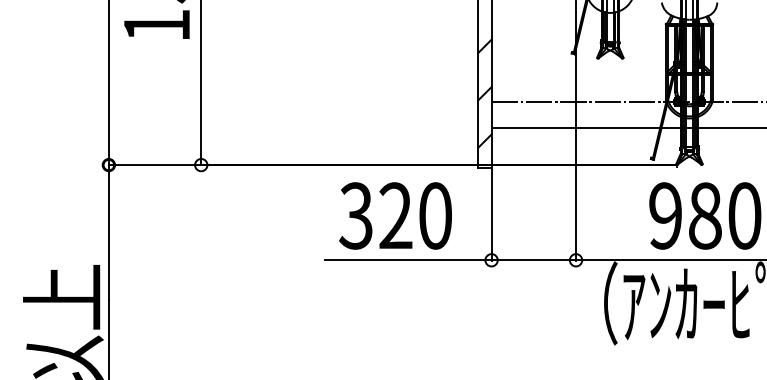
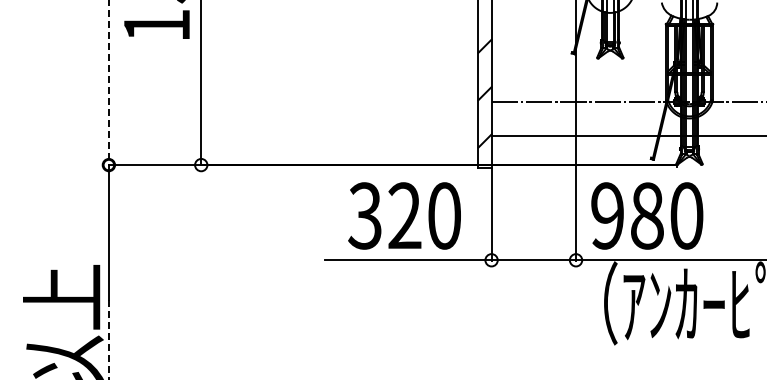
line: solid -> dashed (108, 83)
line position: (627, 128) -> (627, 136) (627, 136)
text position: (395, 215) -> (404, 215) (404, 215)
text position: (705, 215) -> (647, 215) (647, 215)
line: solid -> dashed (108, 339)
